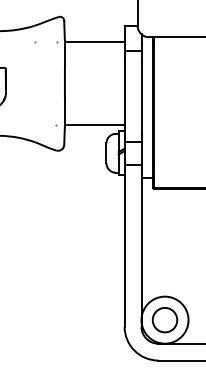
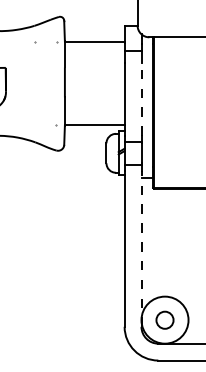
line: solid -> dashed (141, 98)
line: solid -> dashed (141, 248)
circle size: 28x27 px -> 20x20 px (164, 319)
